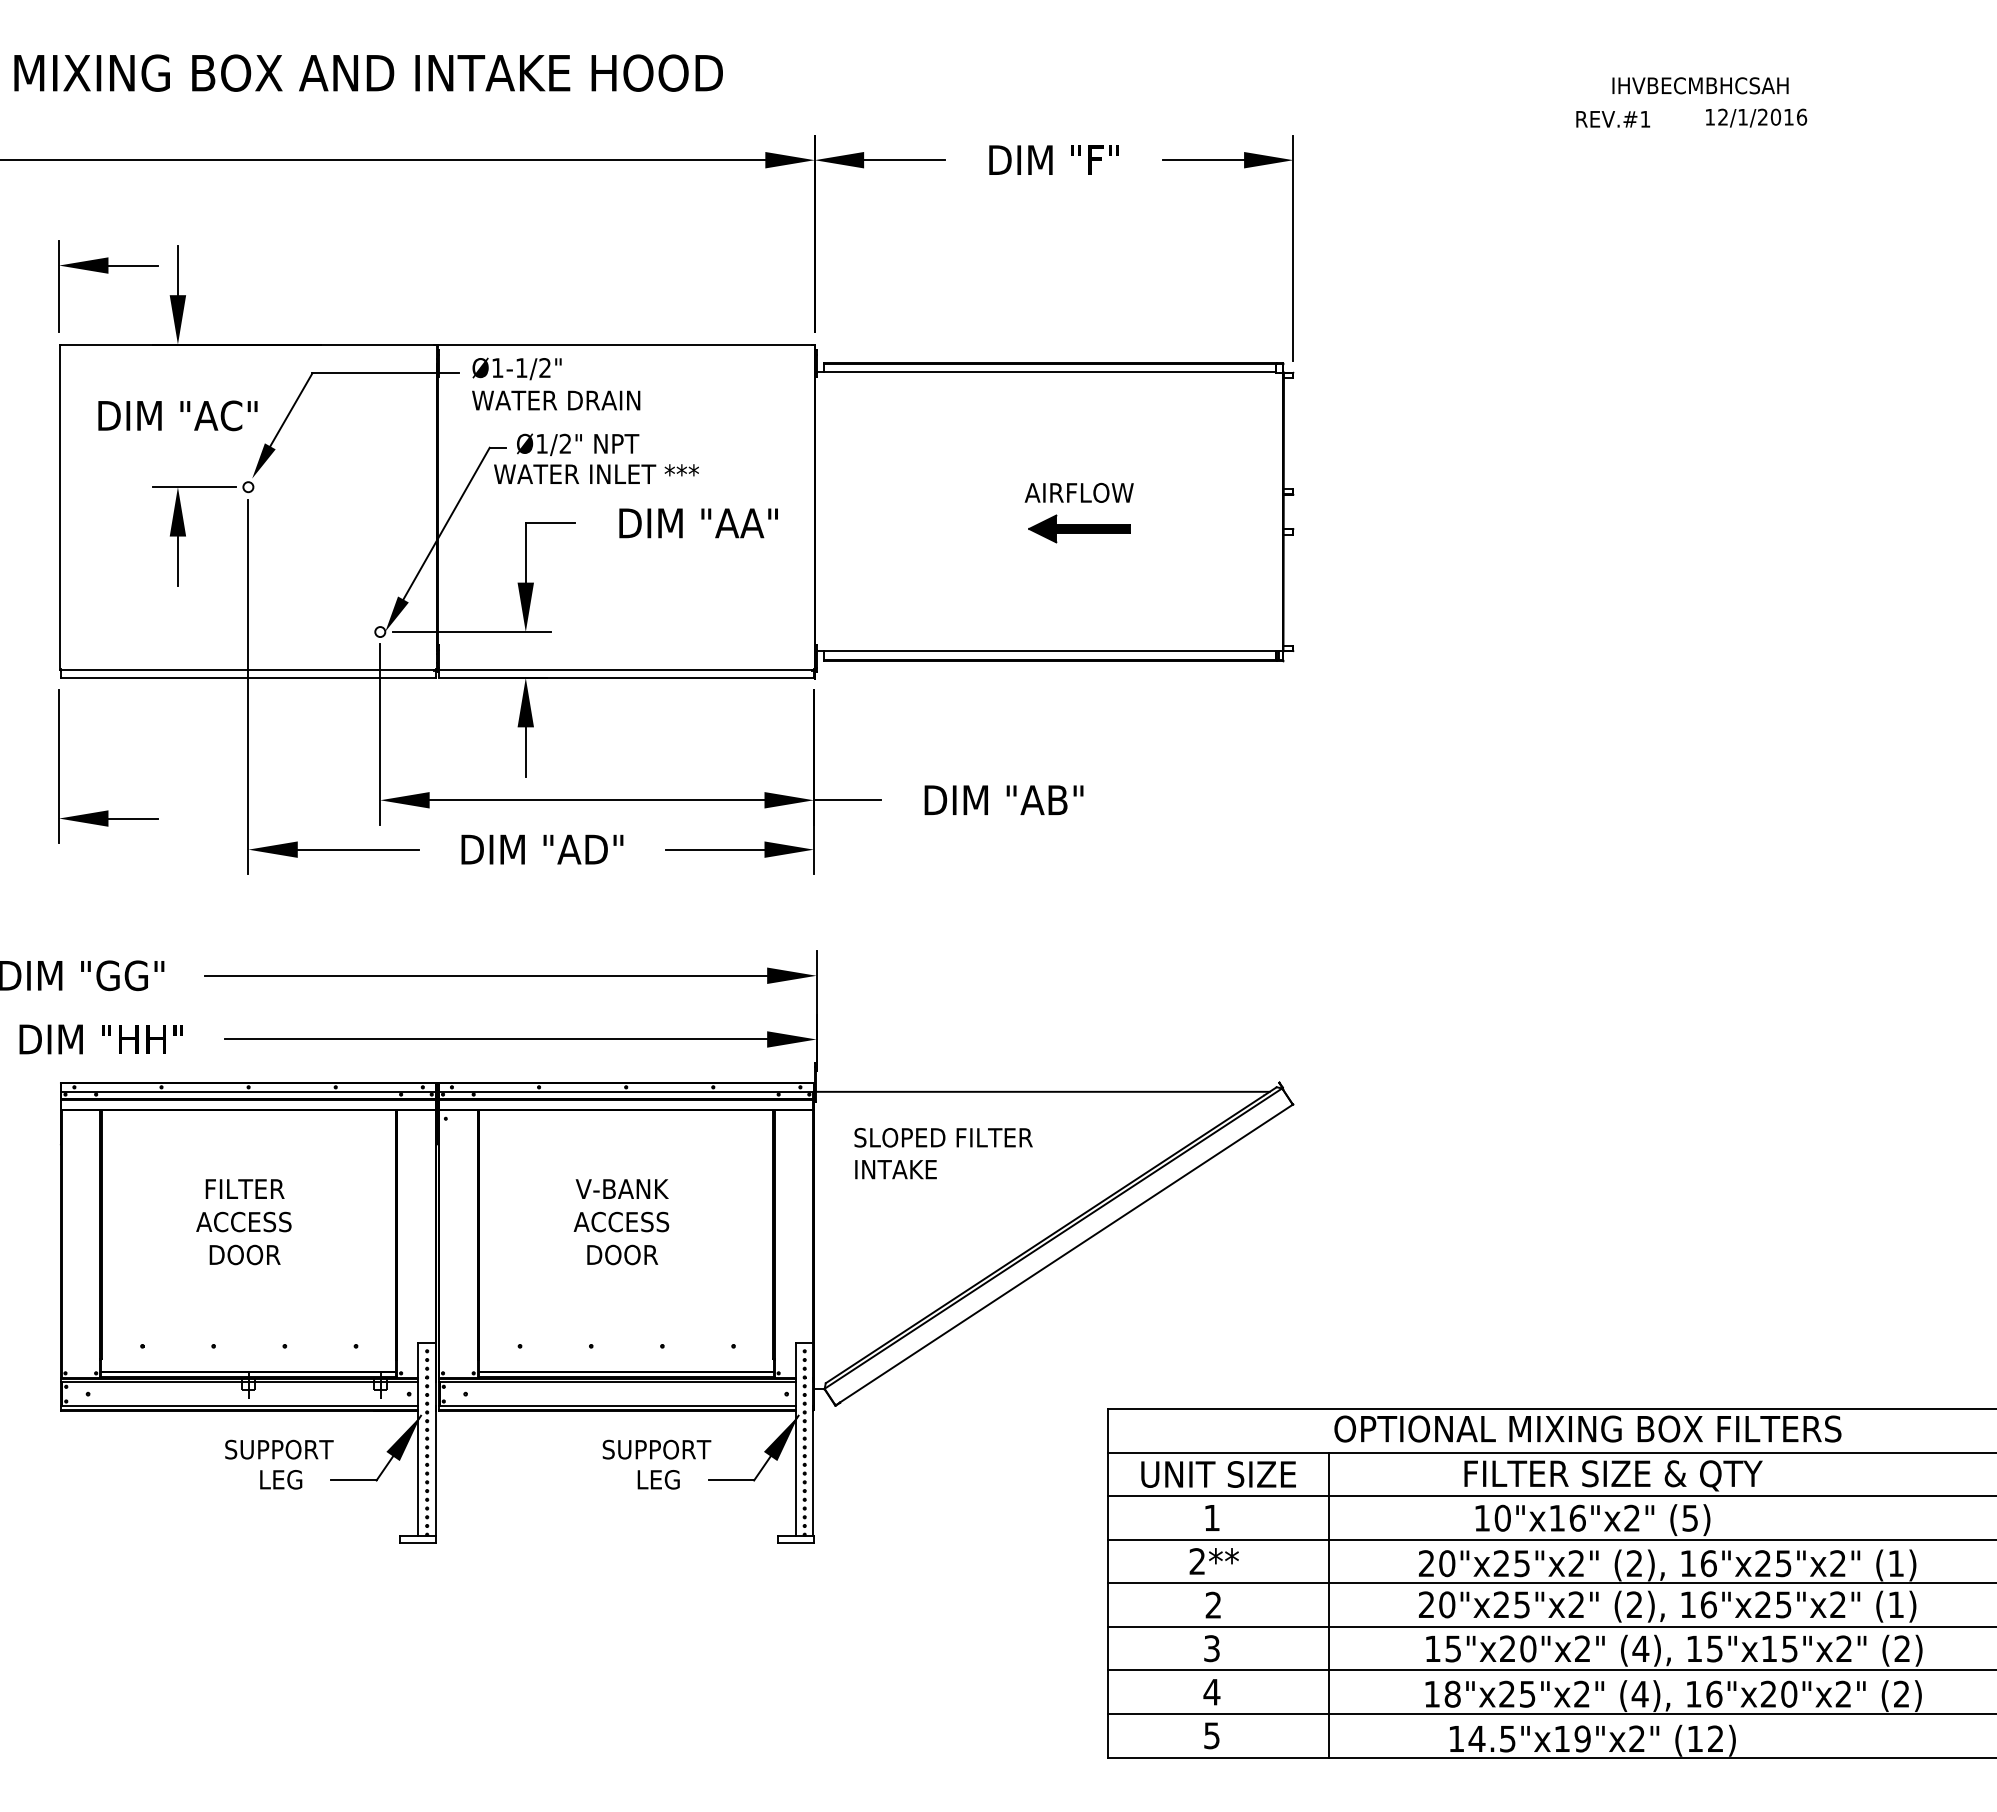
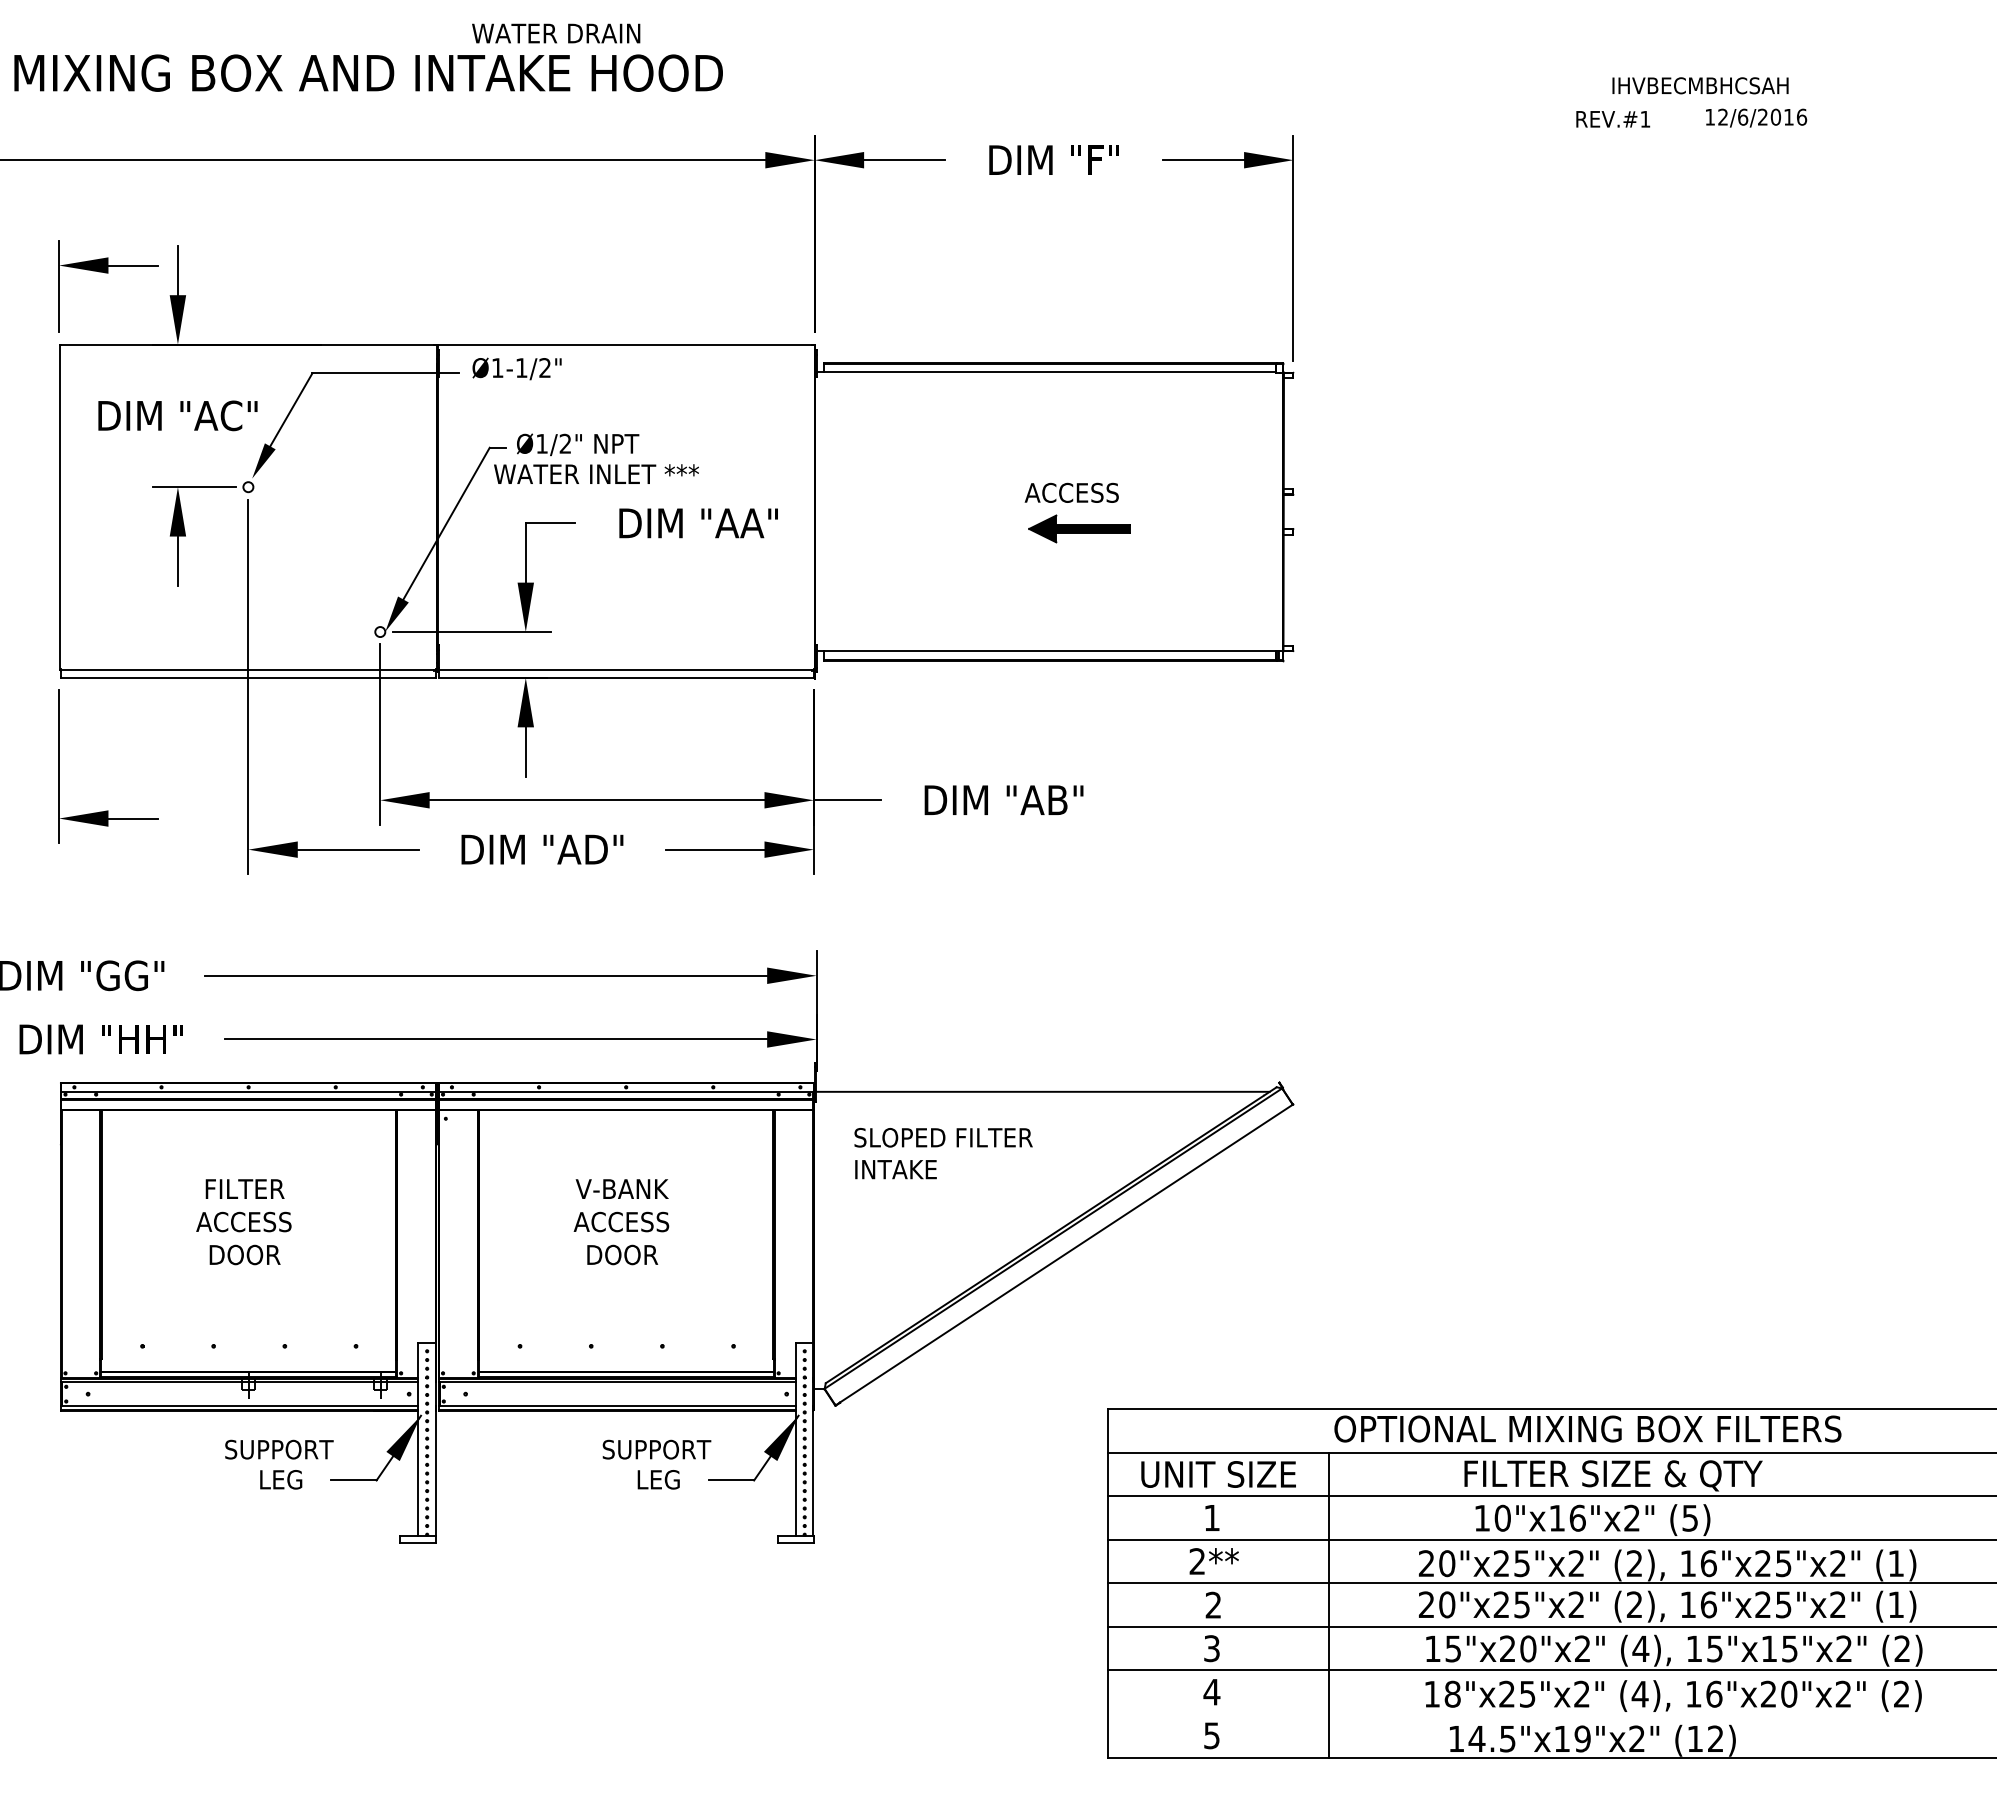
text: 12/1/2016 -> 12/6/2016 (1743, 116)
text position: (556, 400) -> (556, 33) (556, 33)
text: AIRFLOW -> ACCESS (1087, 492)
line: present -> none (1550, 1713)
